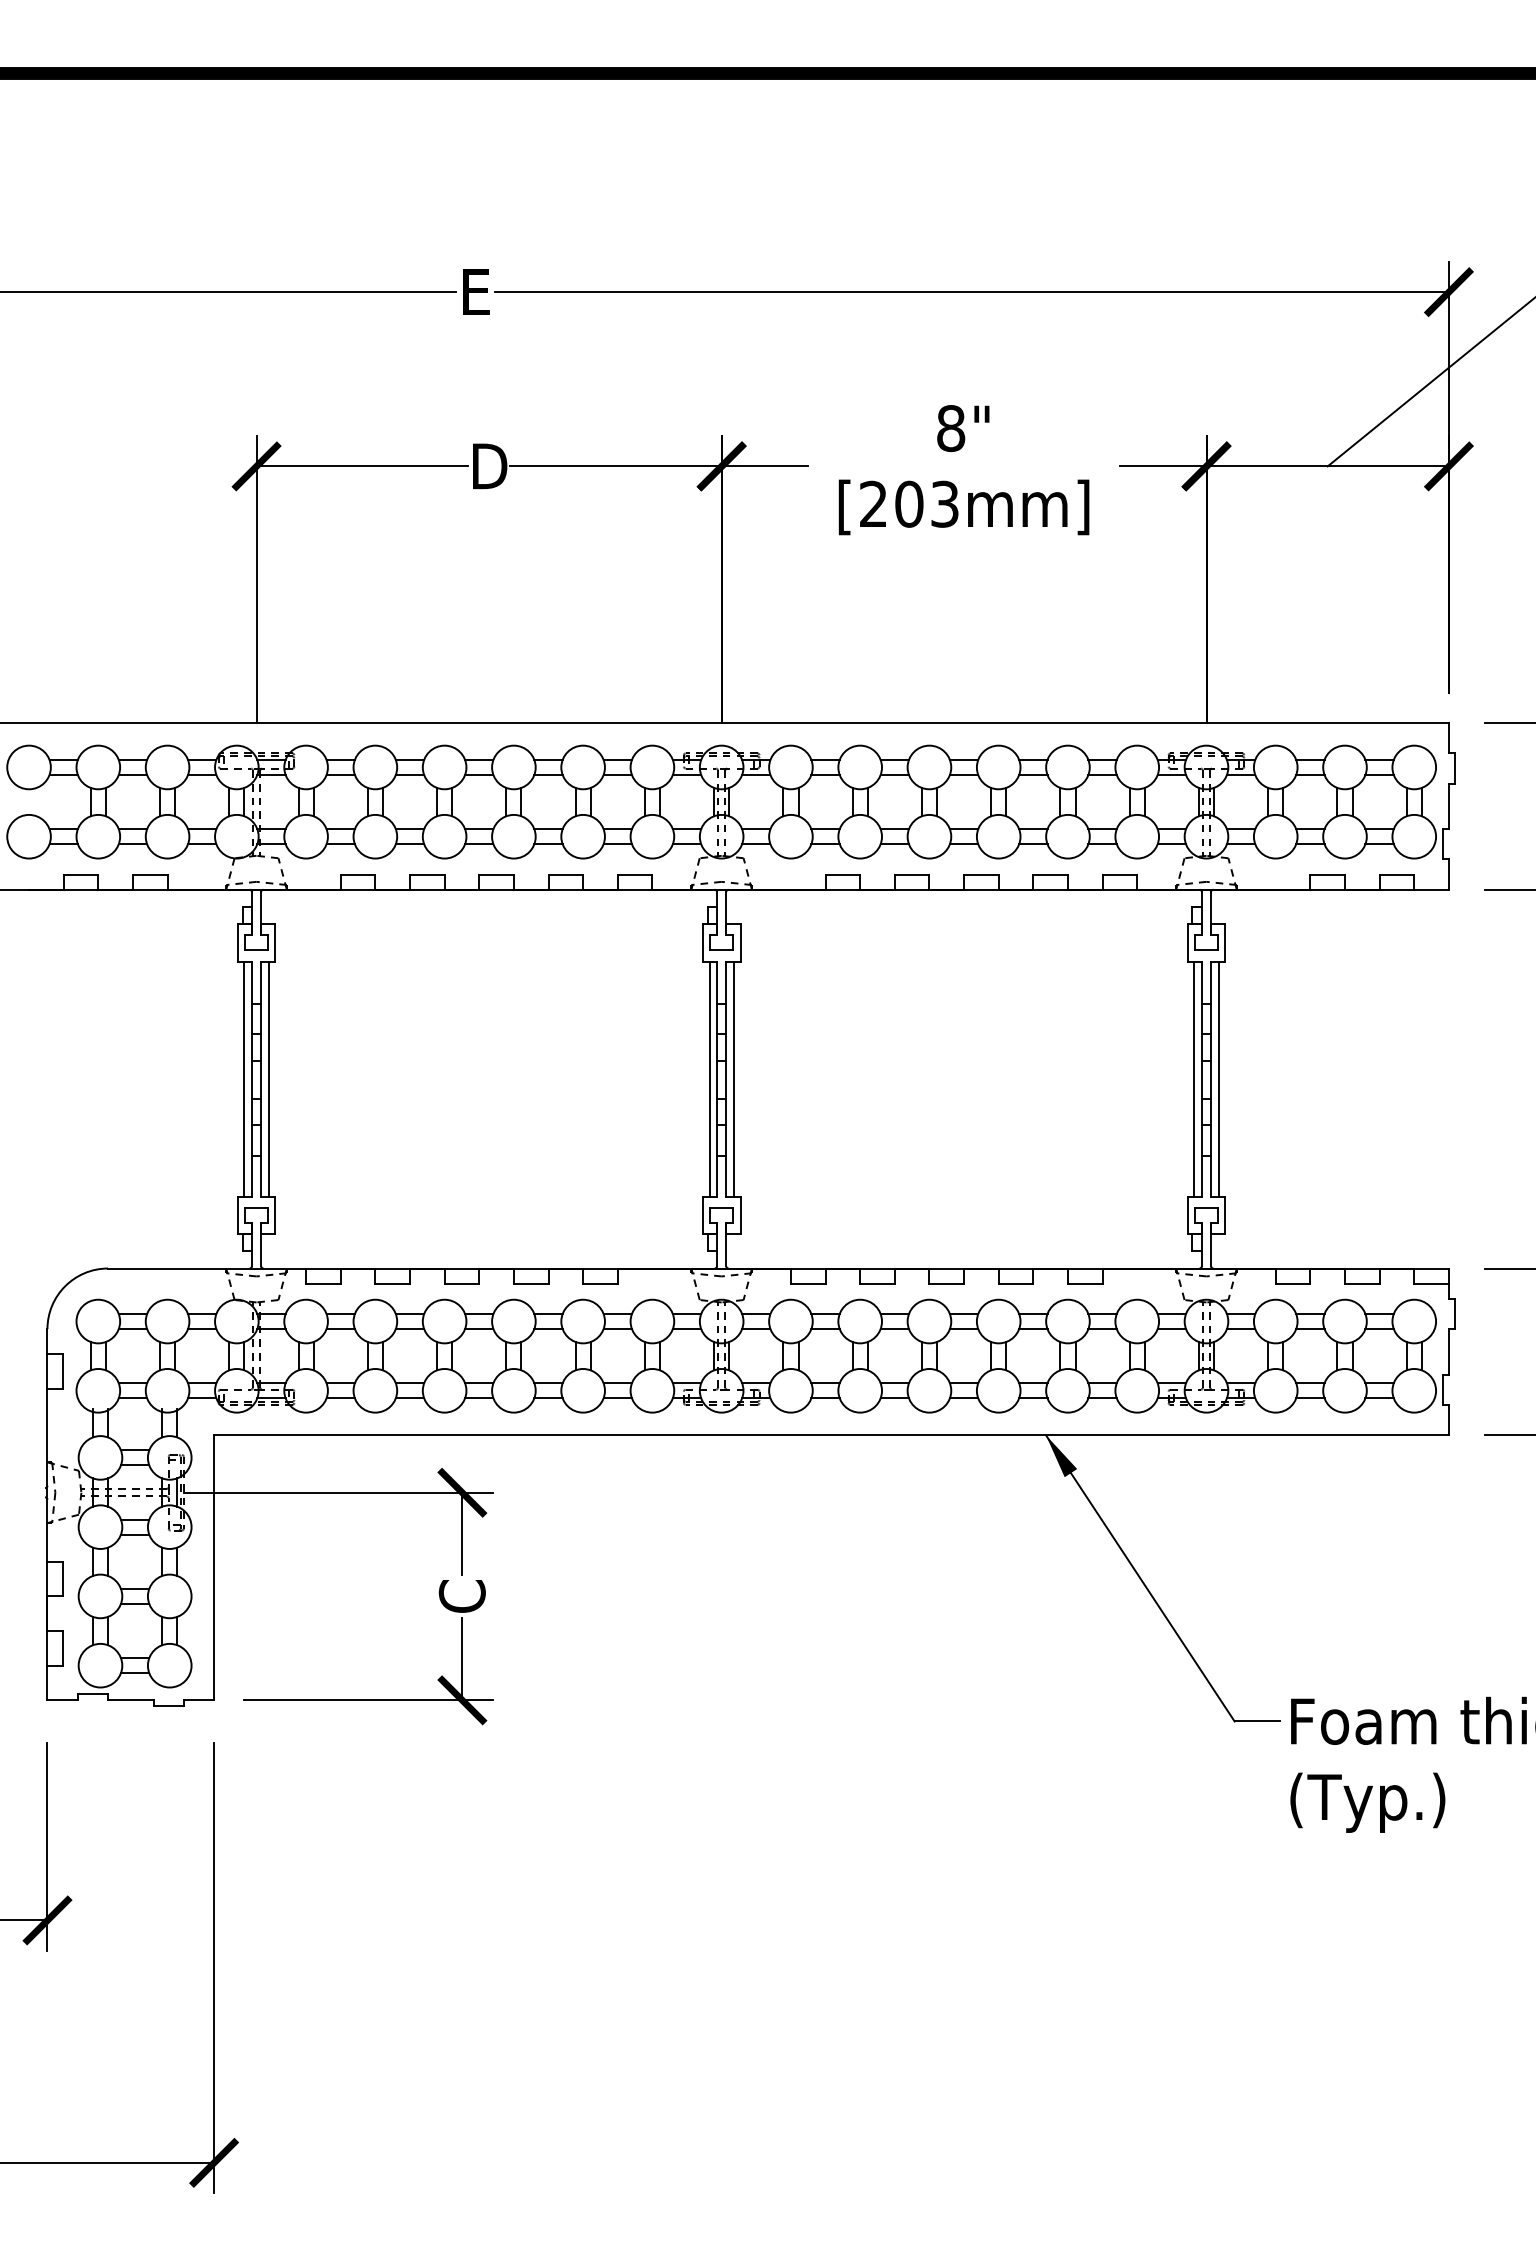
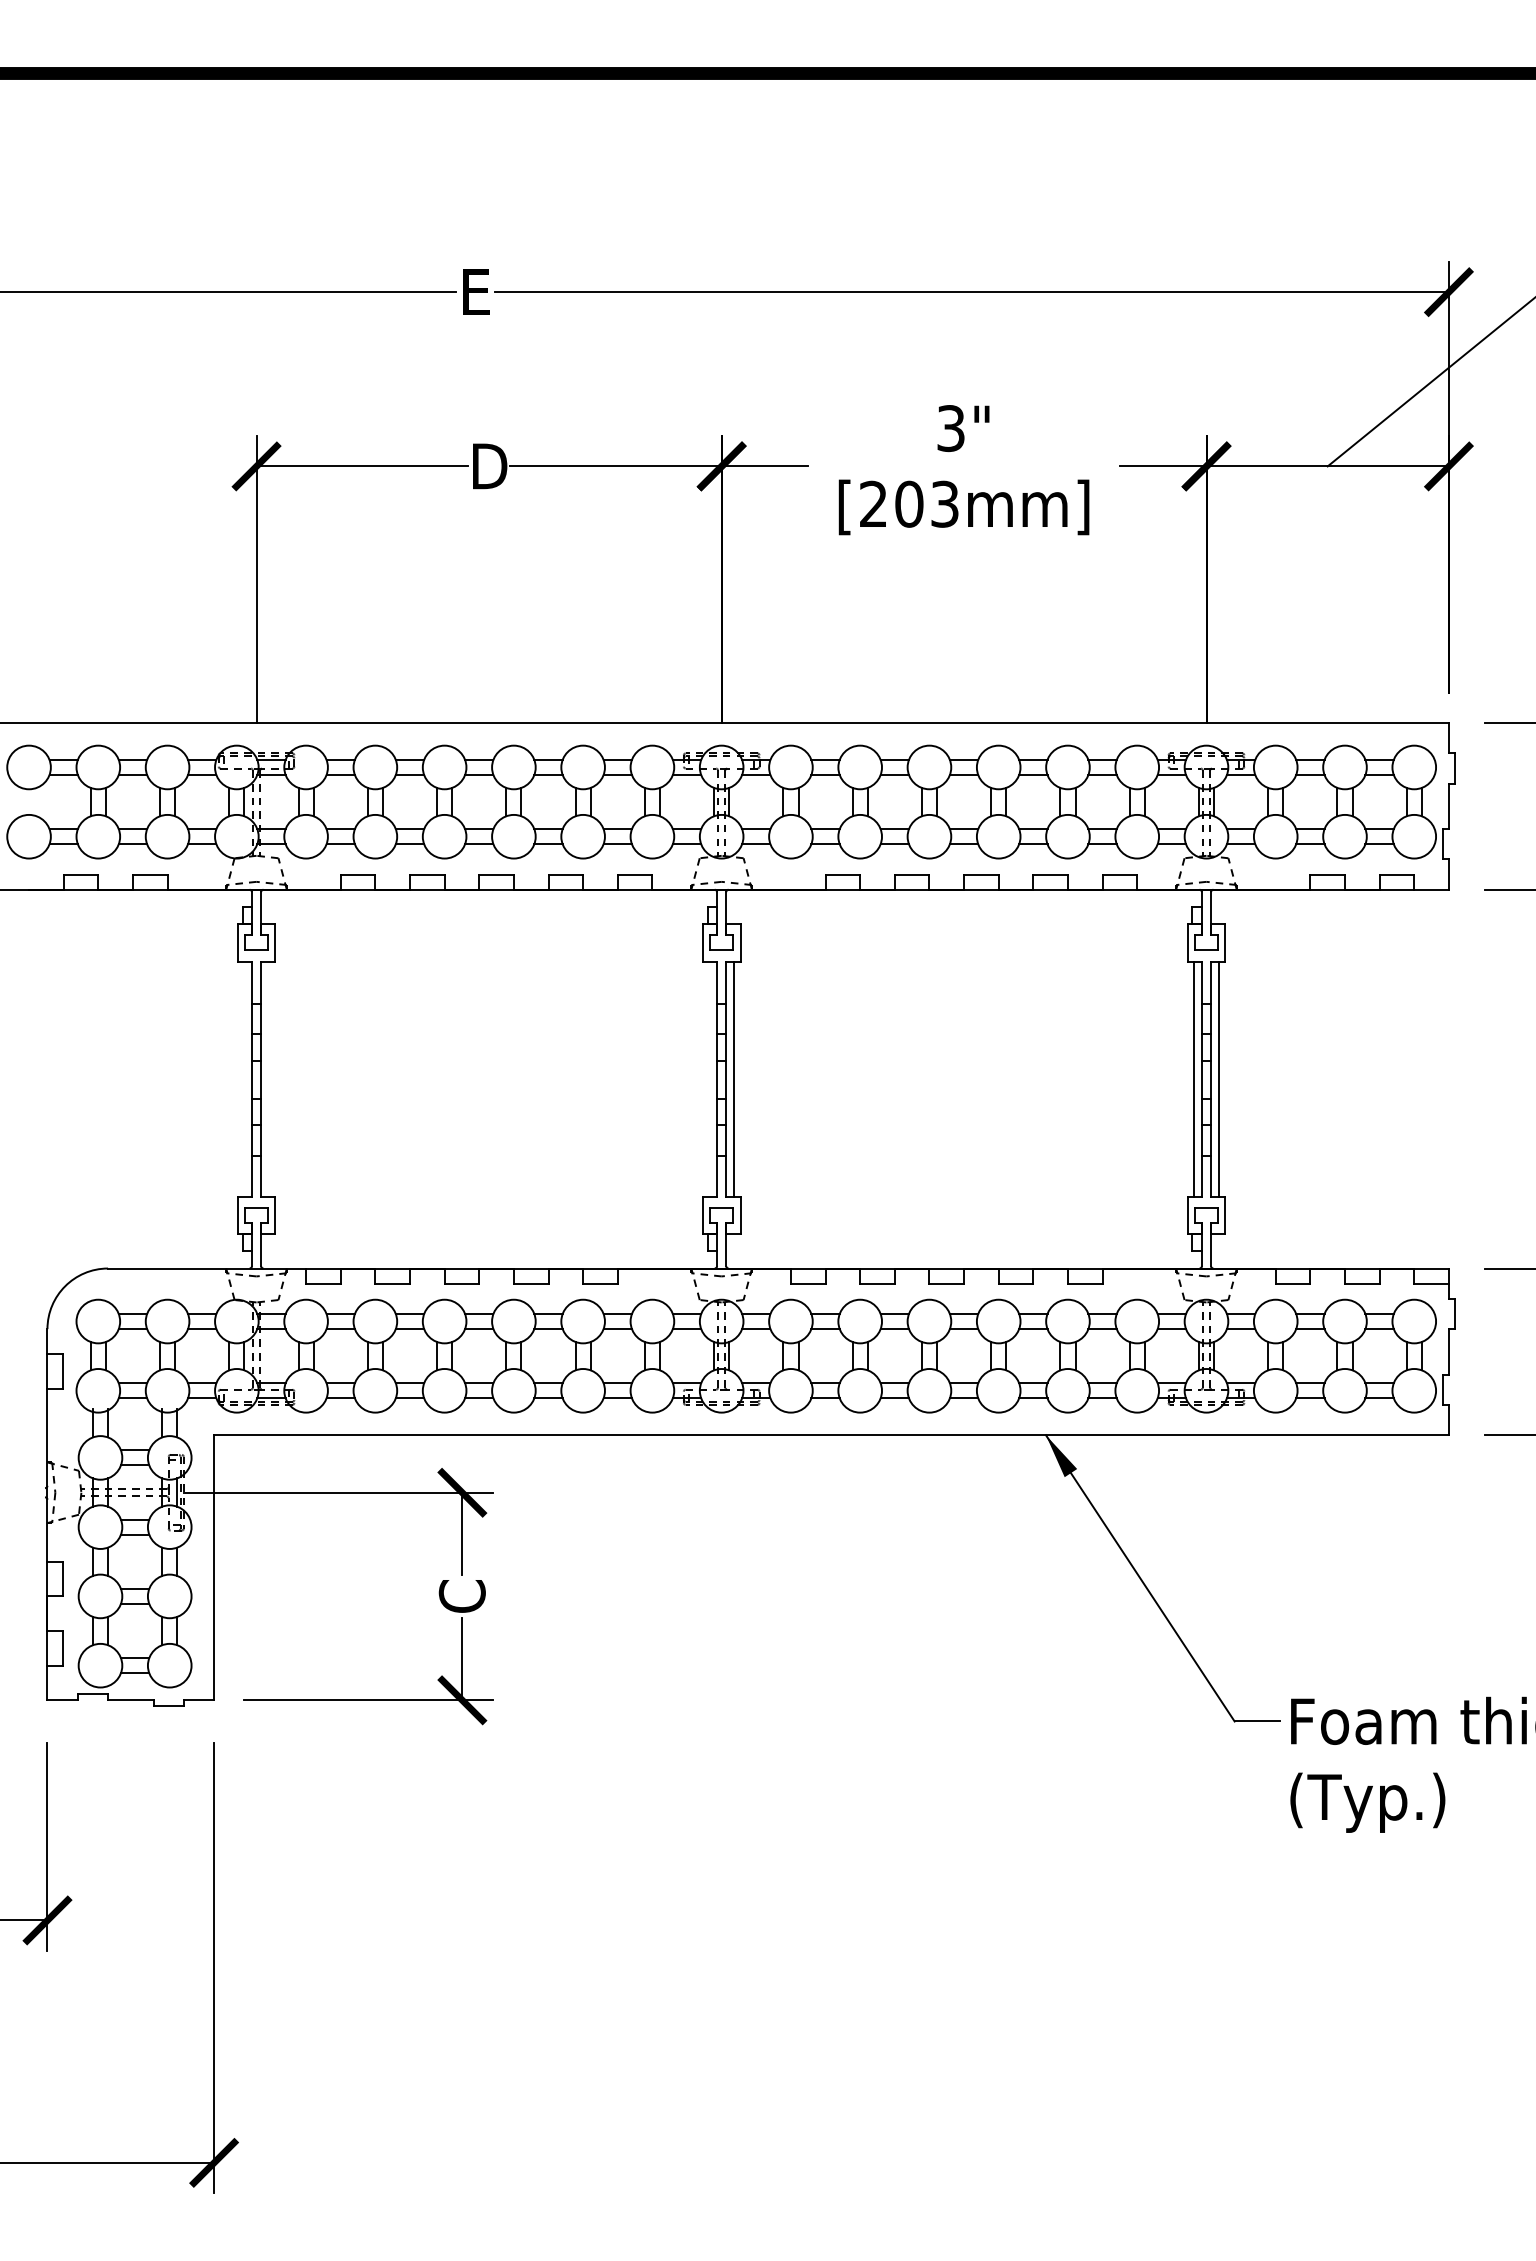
text: 8" -> 3" (951, 428)
line: present -> none (244, 1078)
line: present -> none (268, 1078)
line: present -> none (709, 1078)
